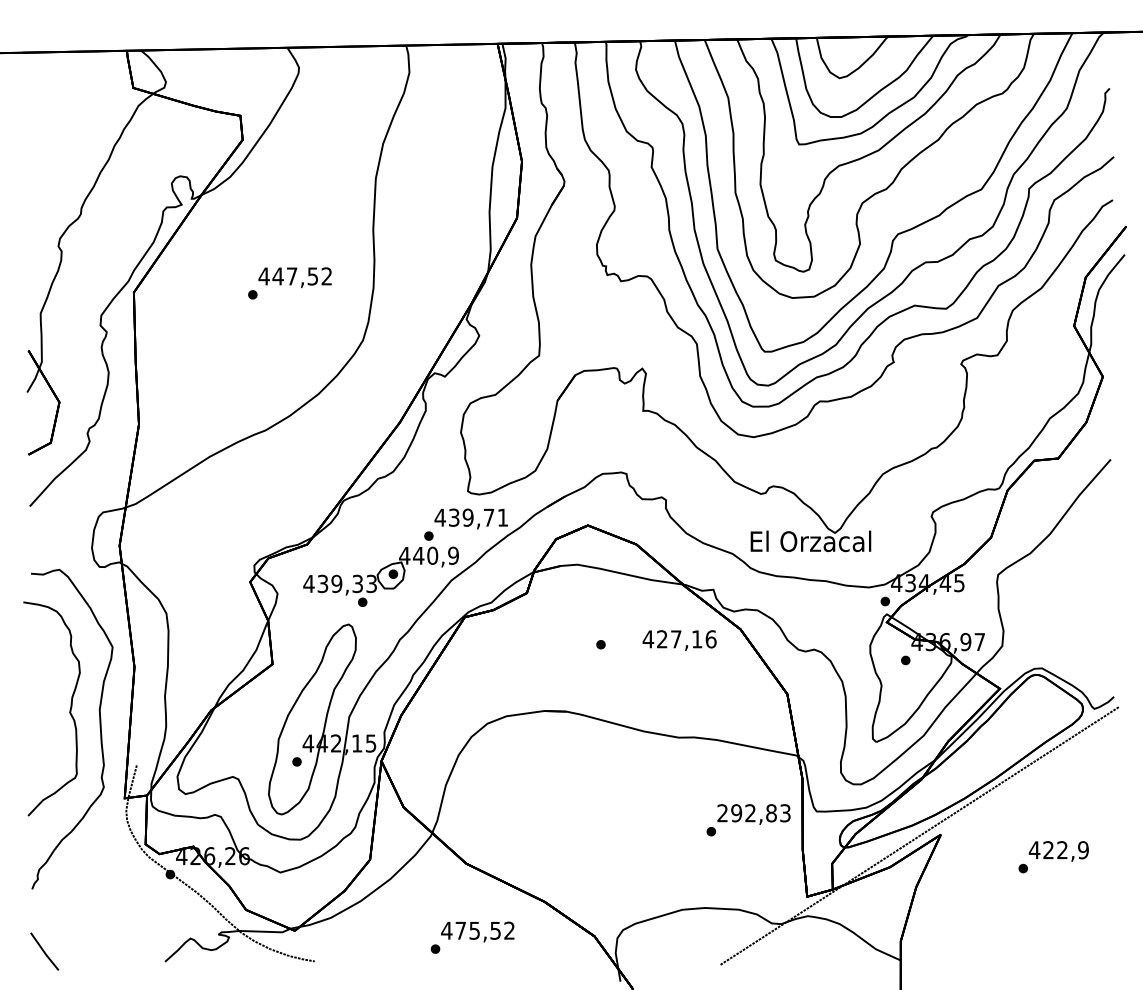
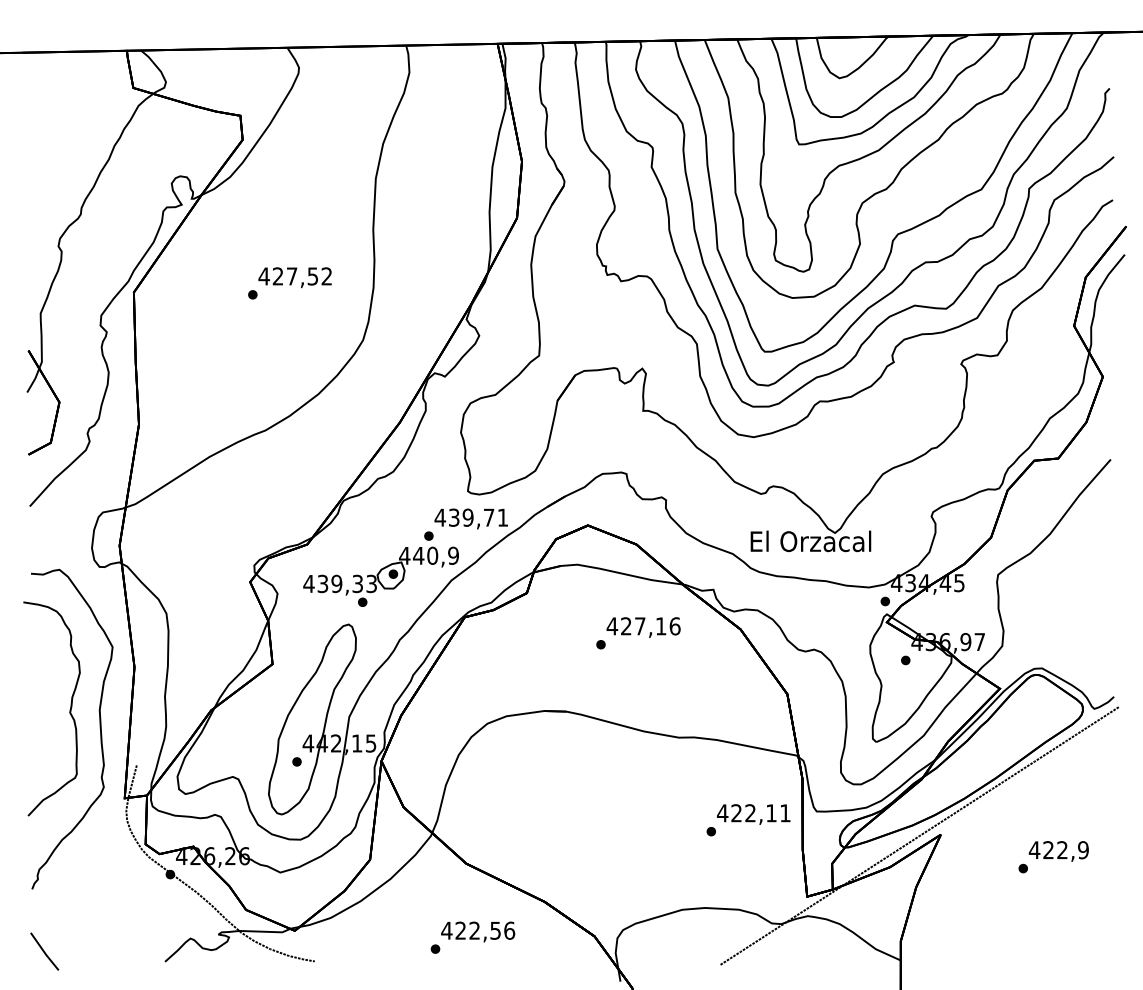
text: 447,52 -> 427,52 (277, 276)
text position: (679, 640) -> (643, 627) (643, 627)
text: 292,83 -> 422,11 (753, 813)
text: 475,52 -> 422,56 (485, 930)
